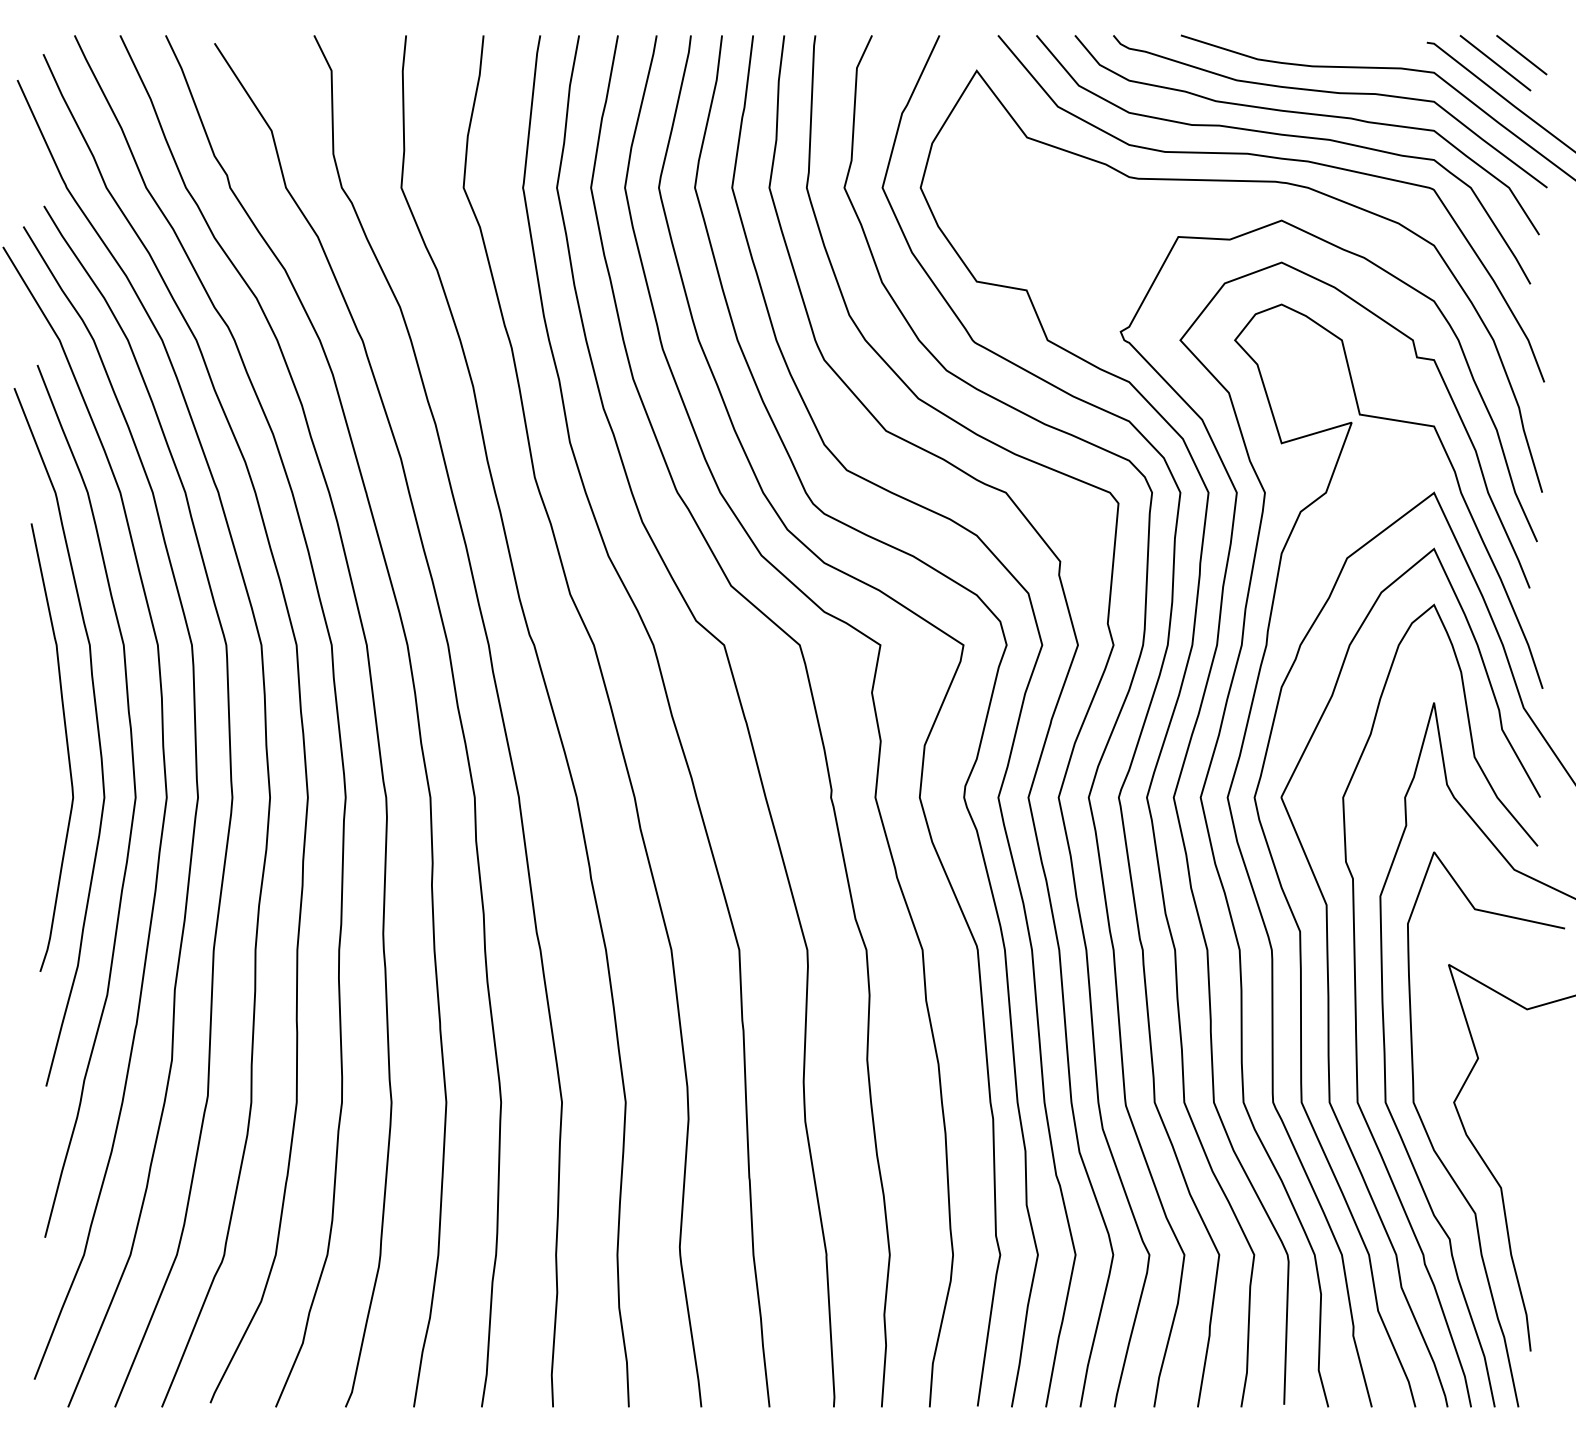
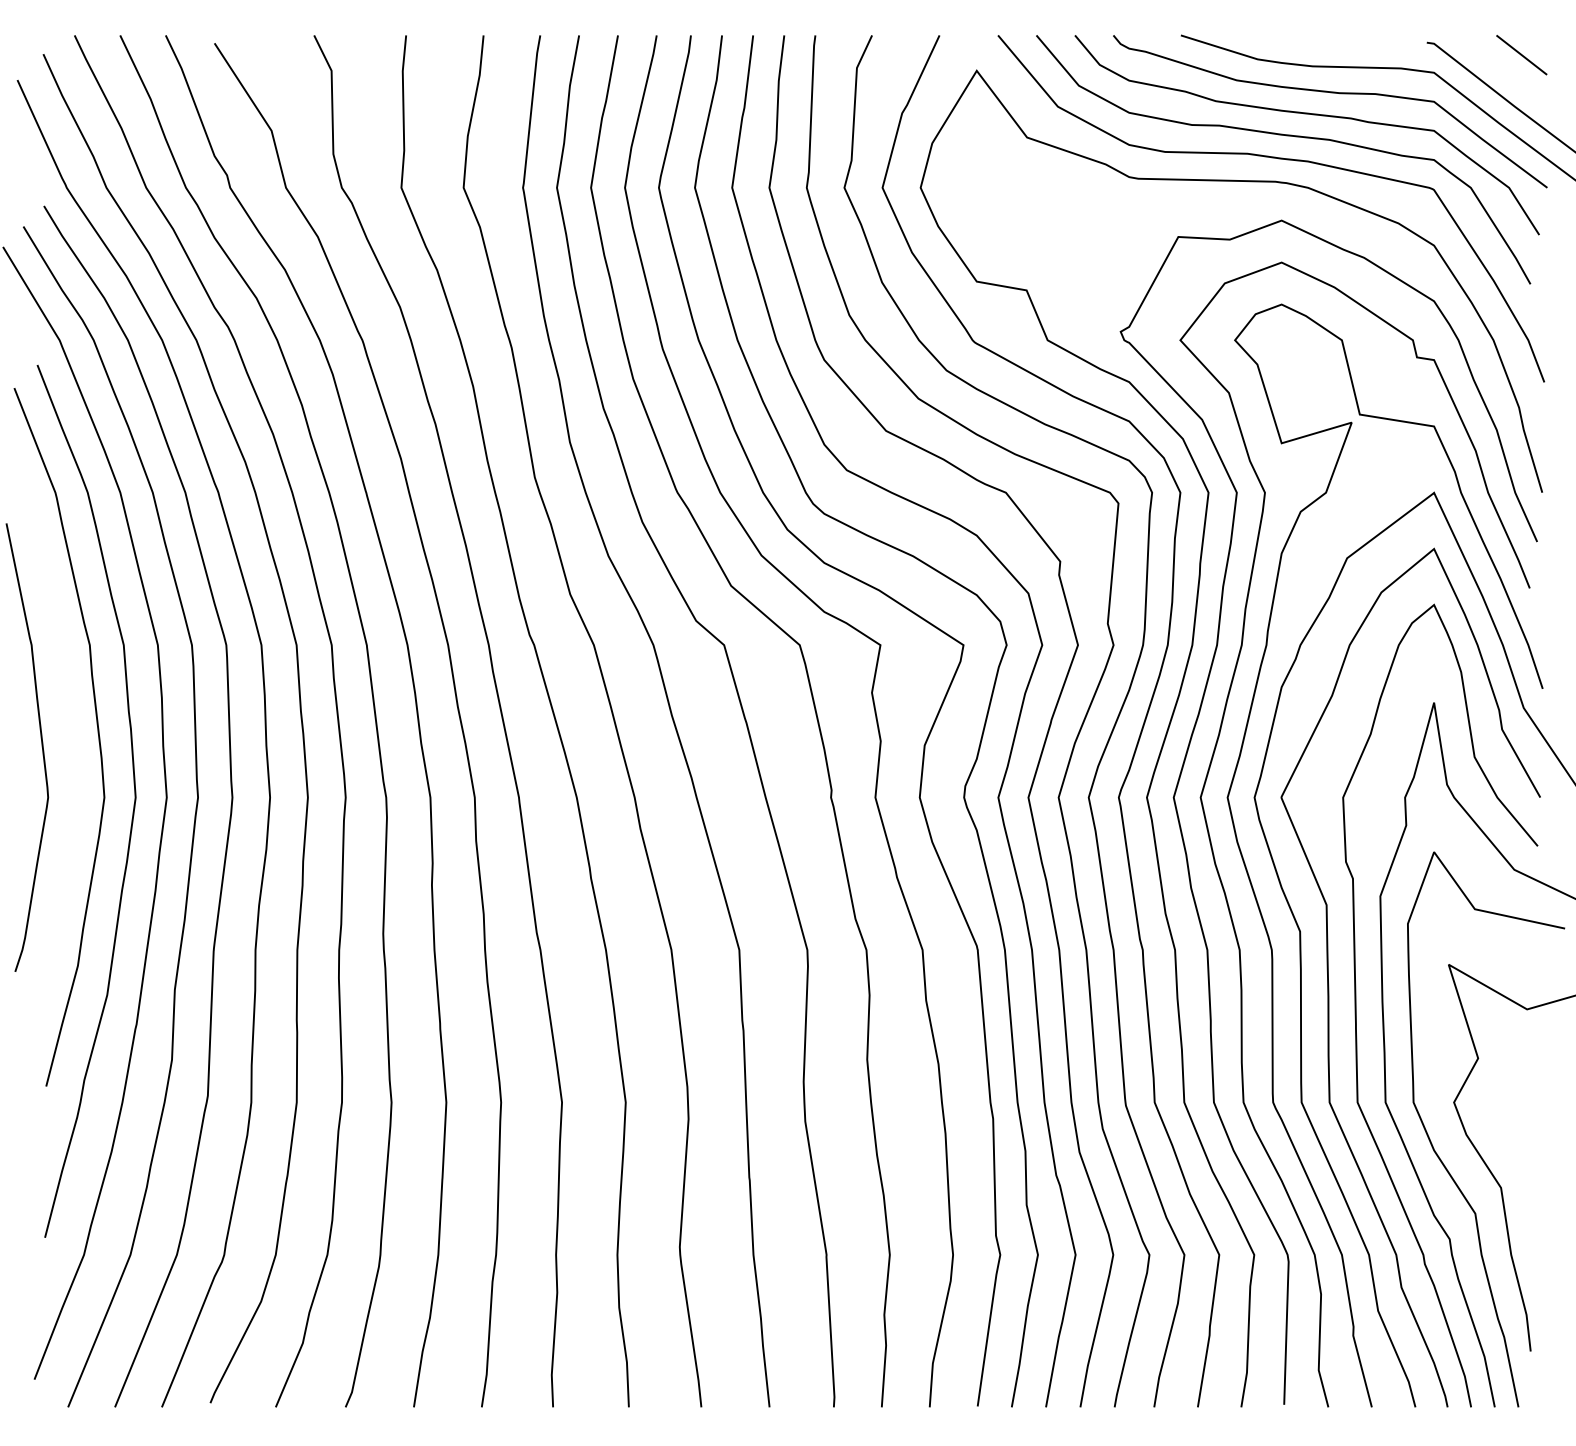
line: present -> none (1495, 62)
curve position: (66, 747) -> (41, 747) (41, 747)
